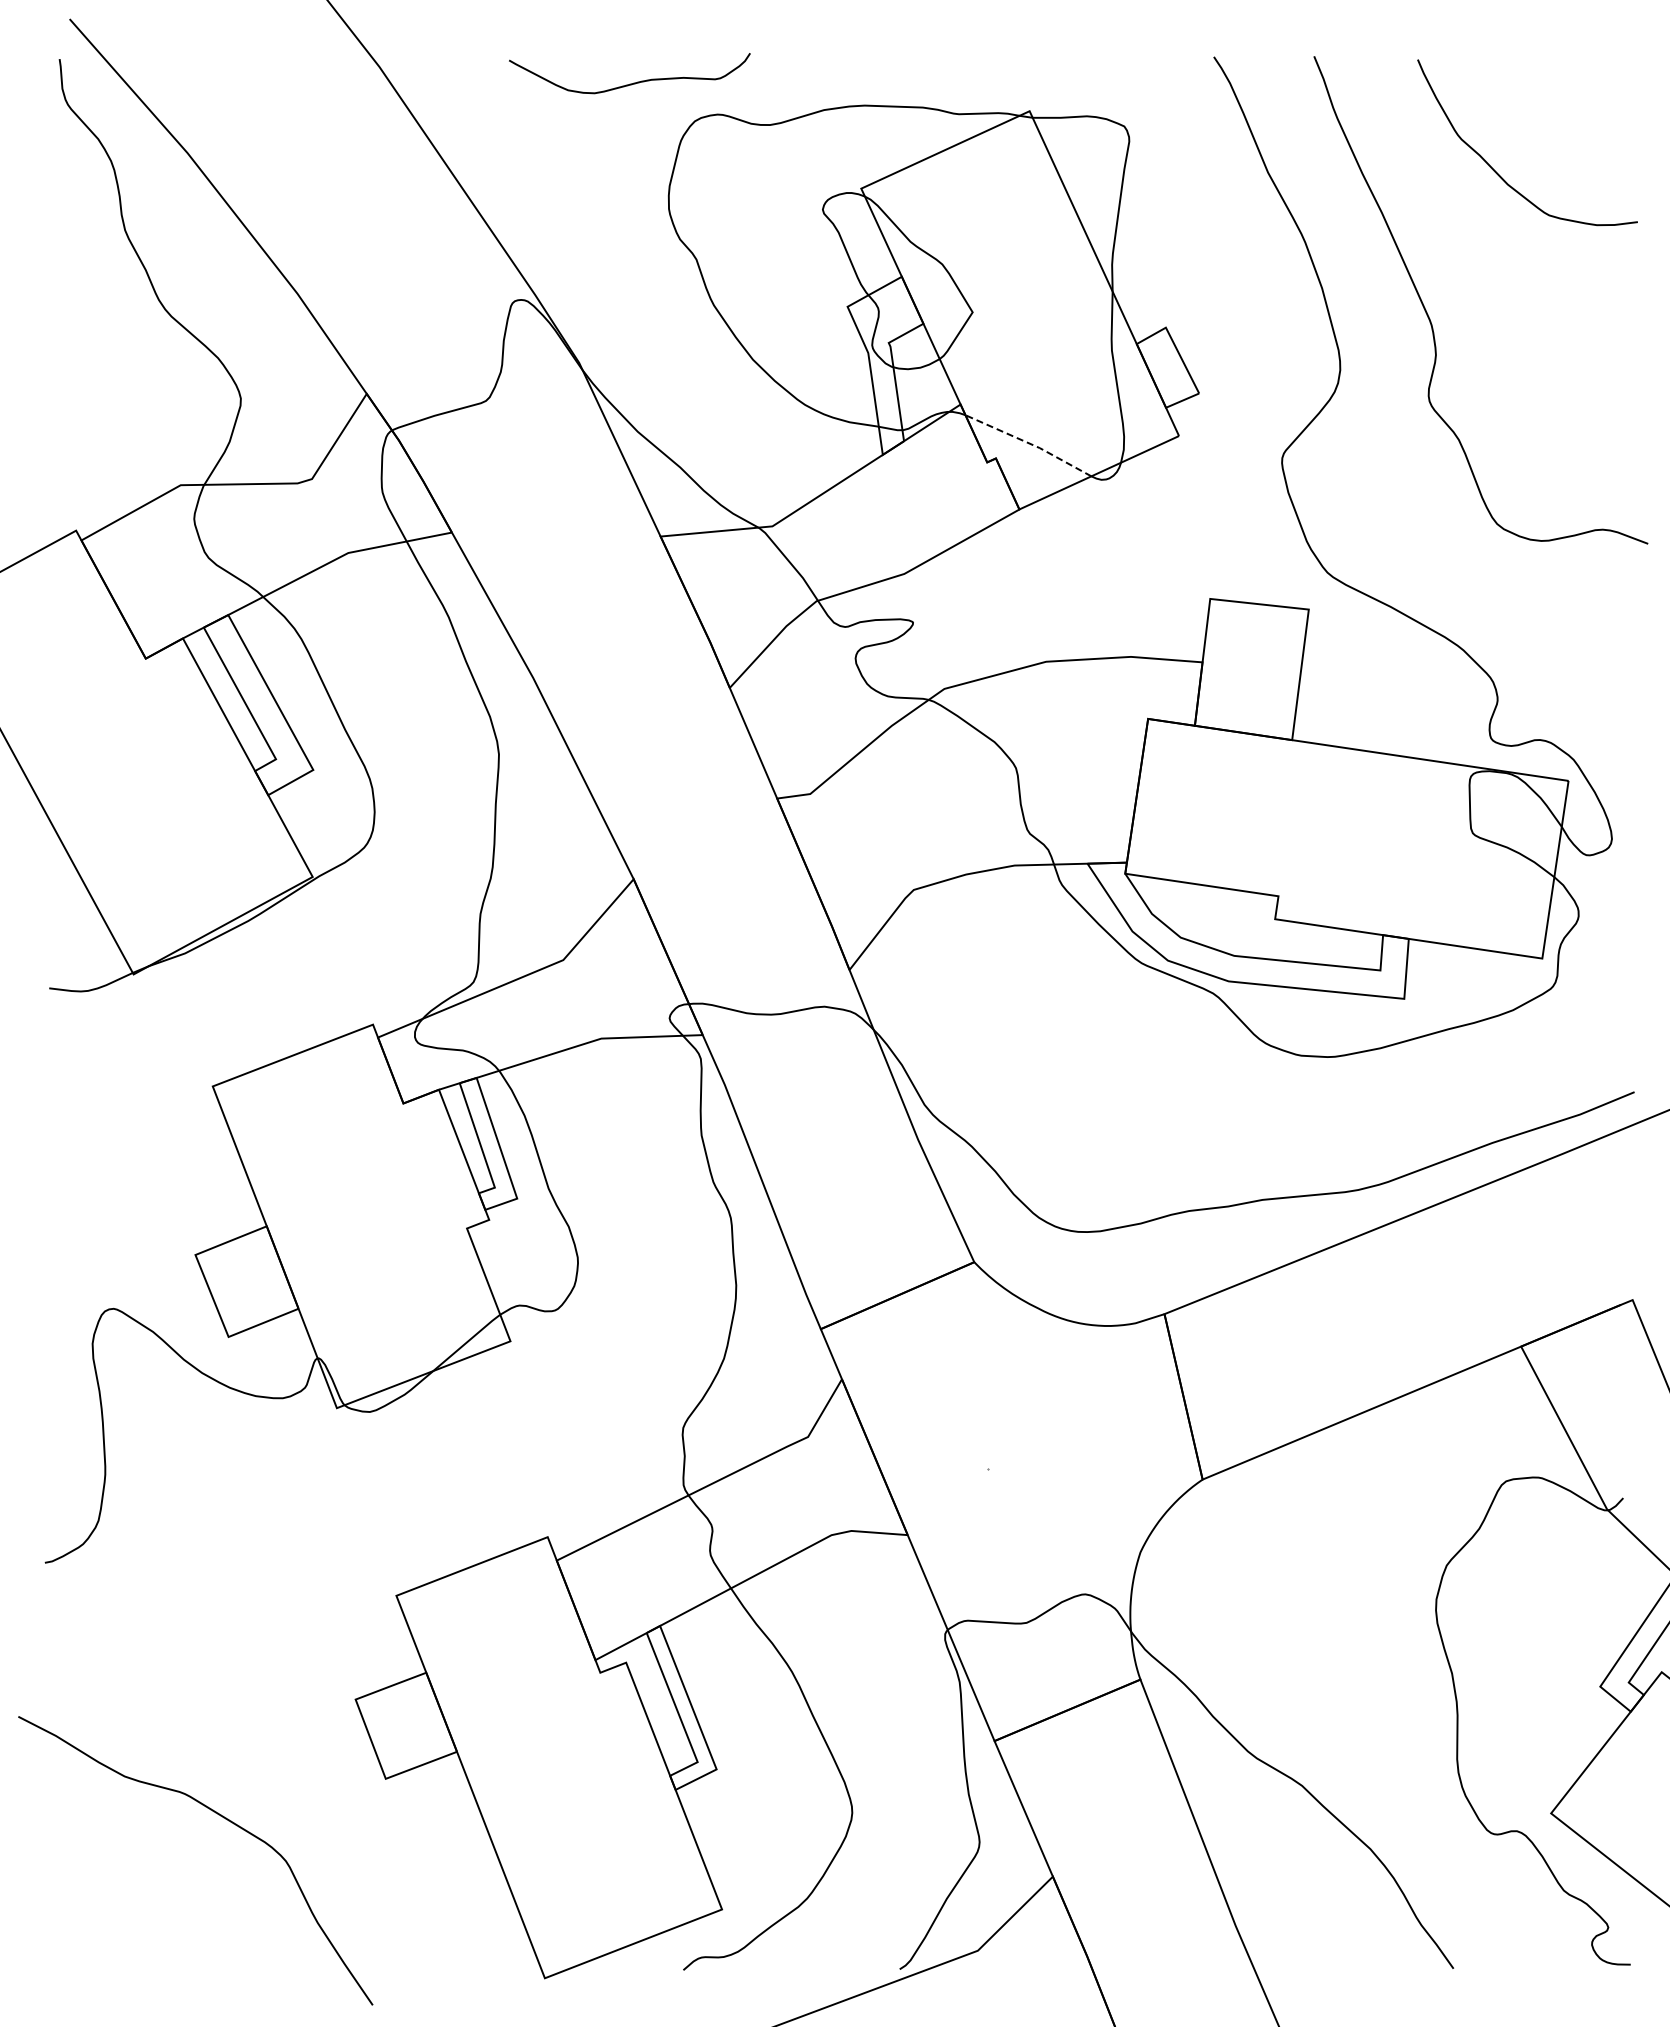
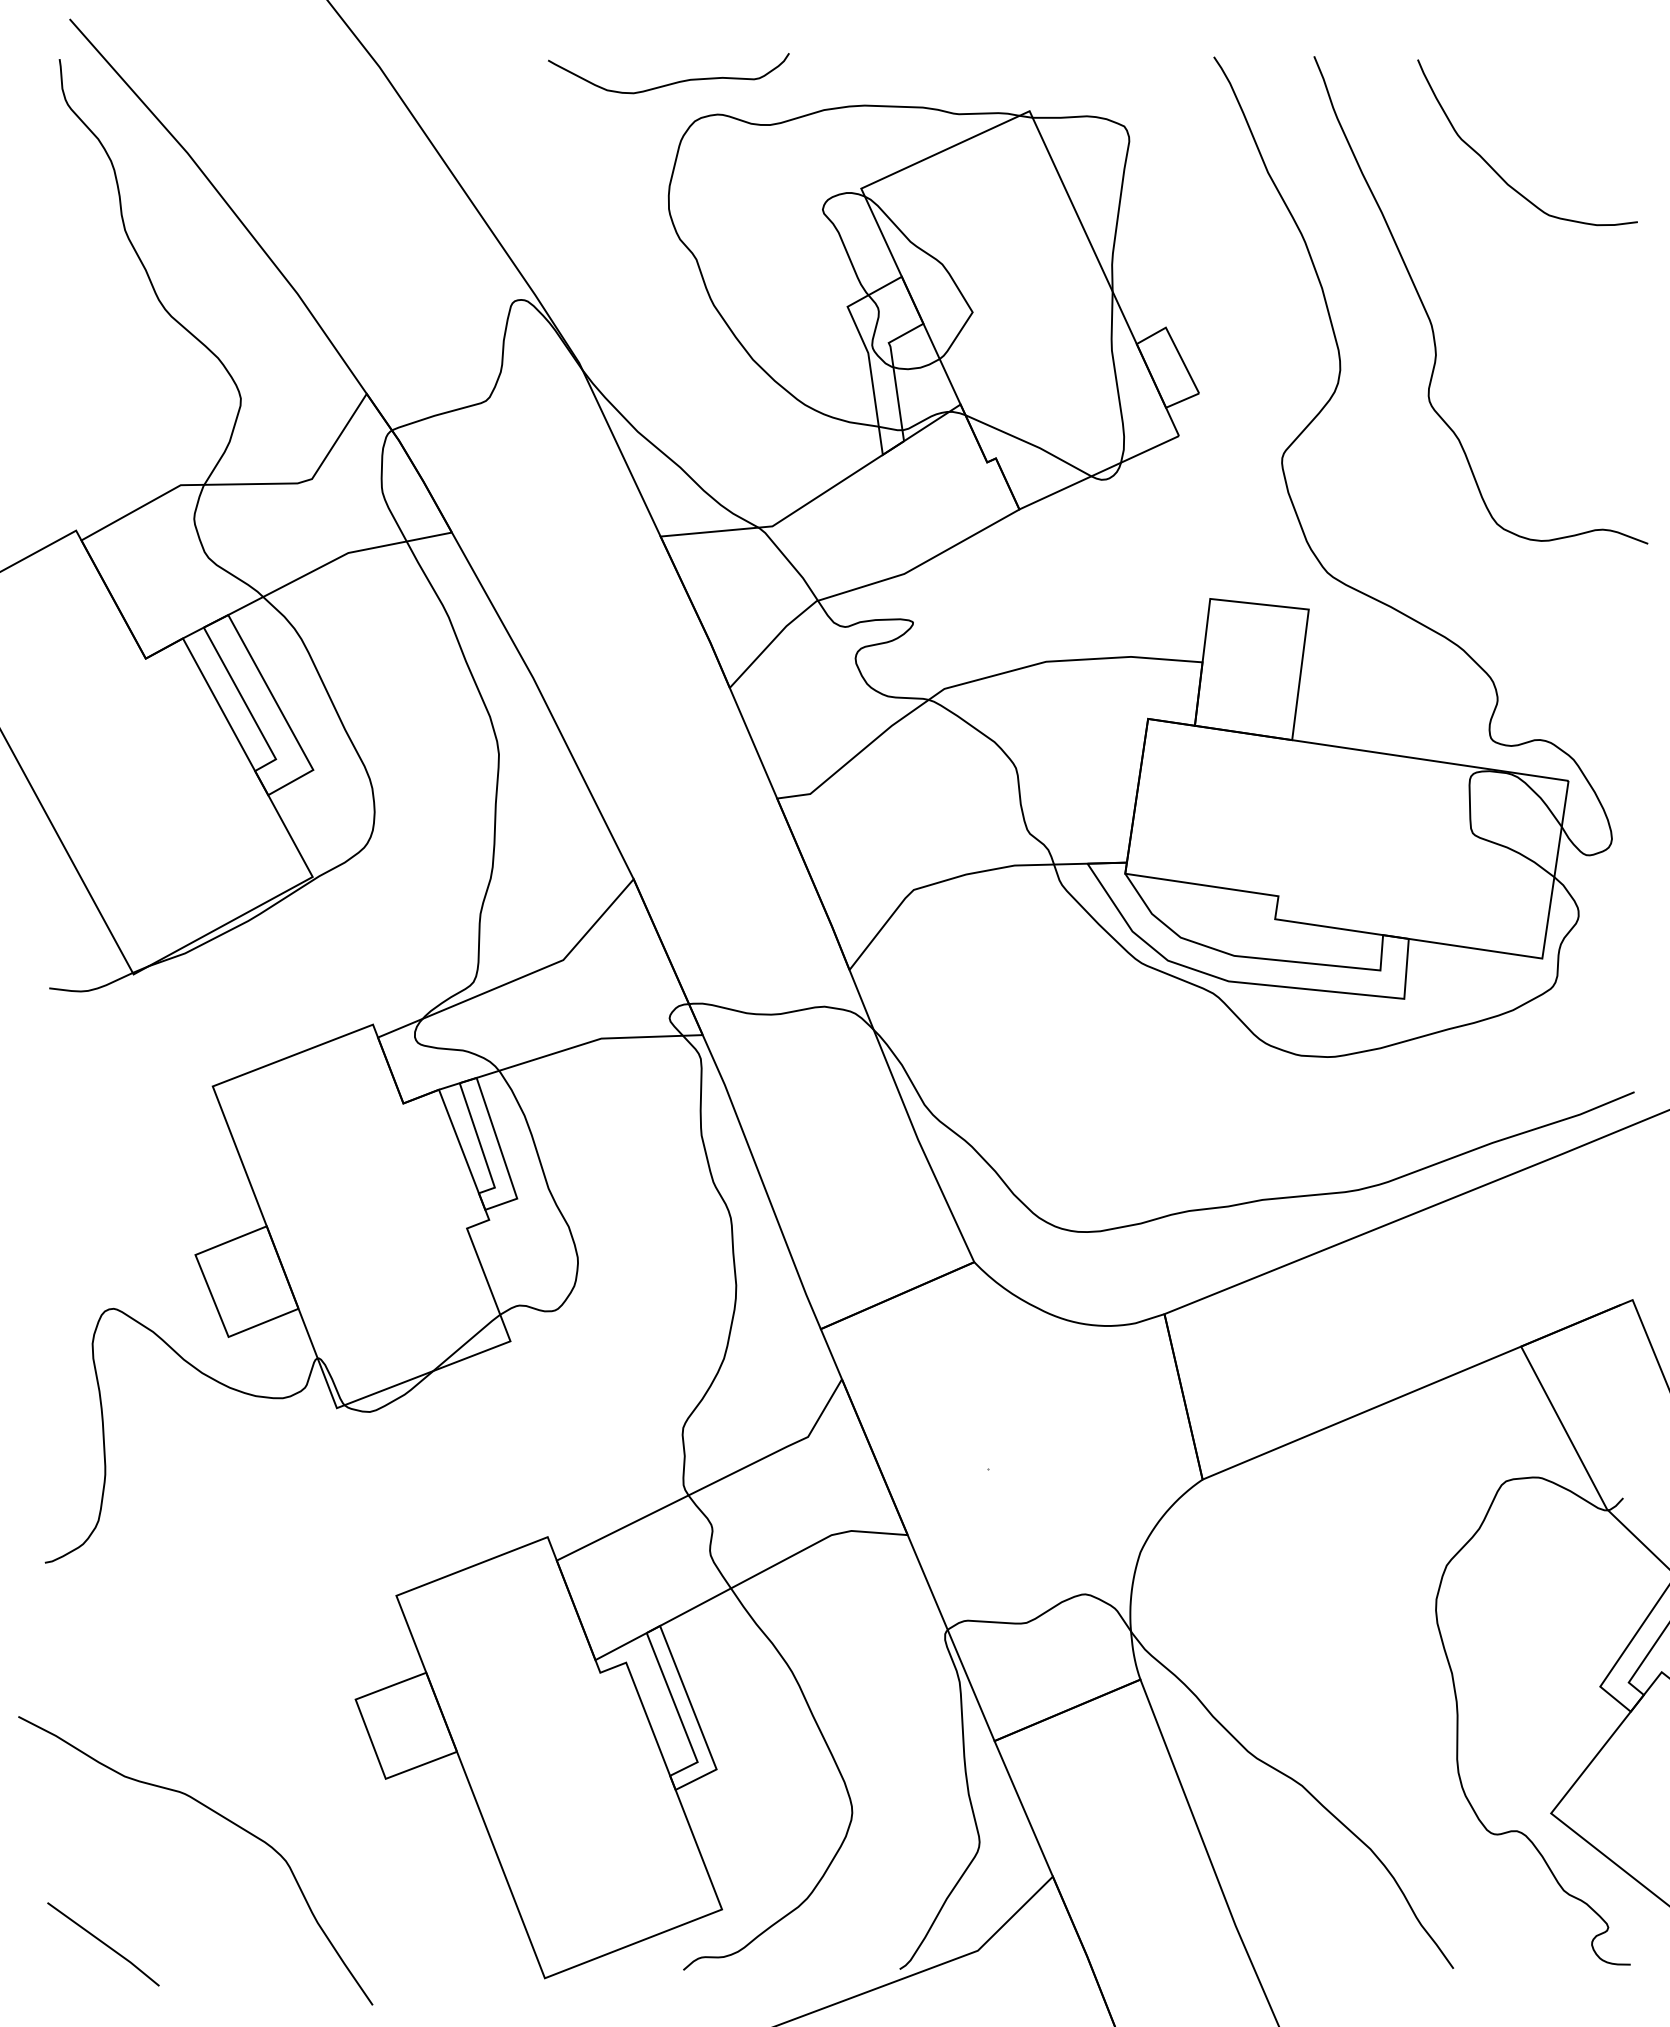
curve position: (633, 82) -> (672, 82) (672, 82)
line: dashed -> solid (1029, 443)
line: none -> present (103, 1944)
